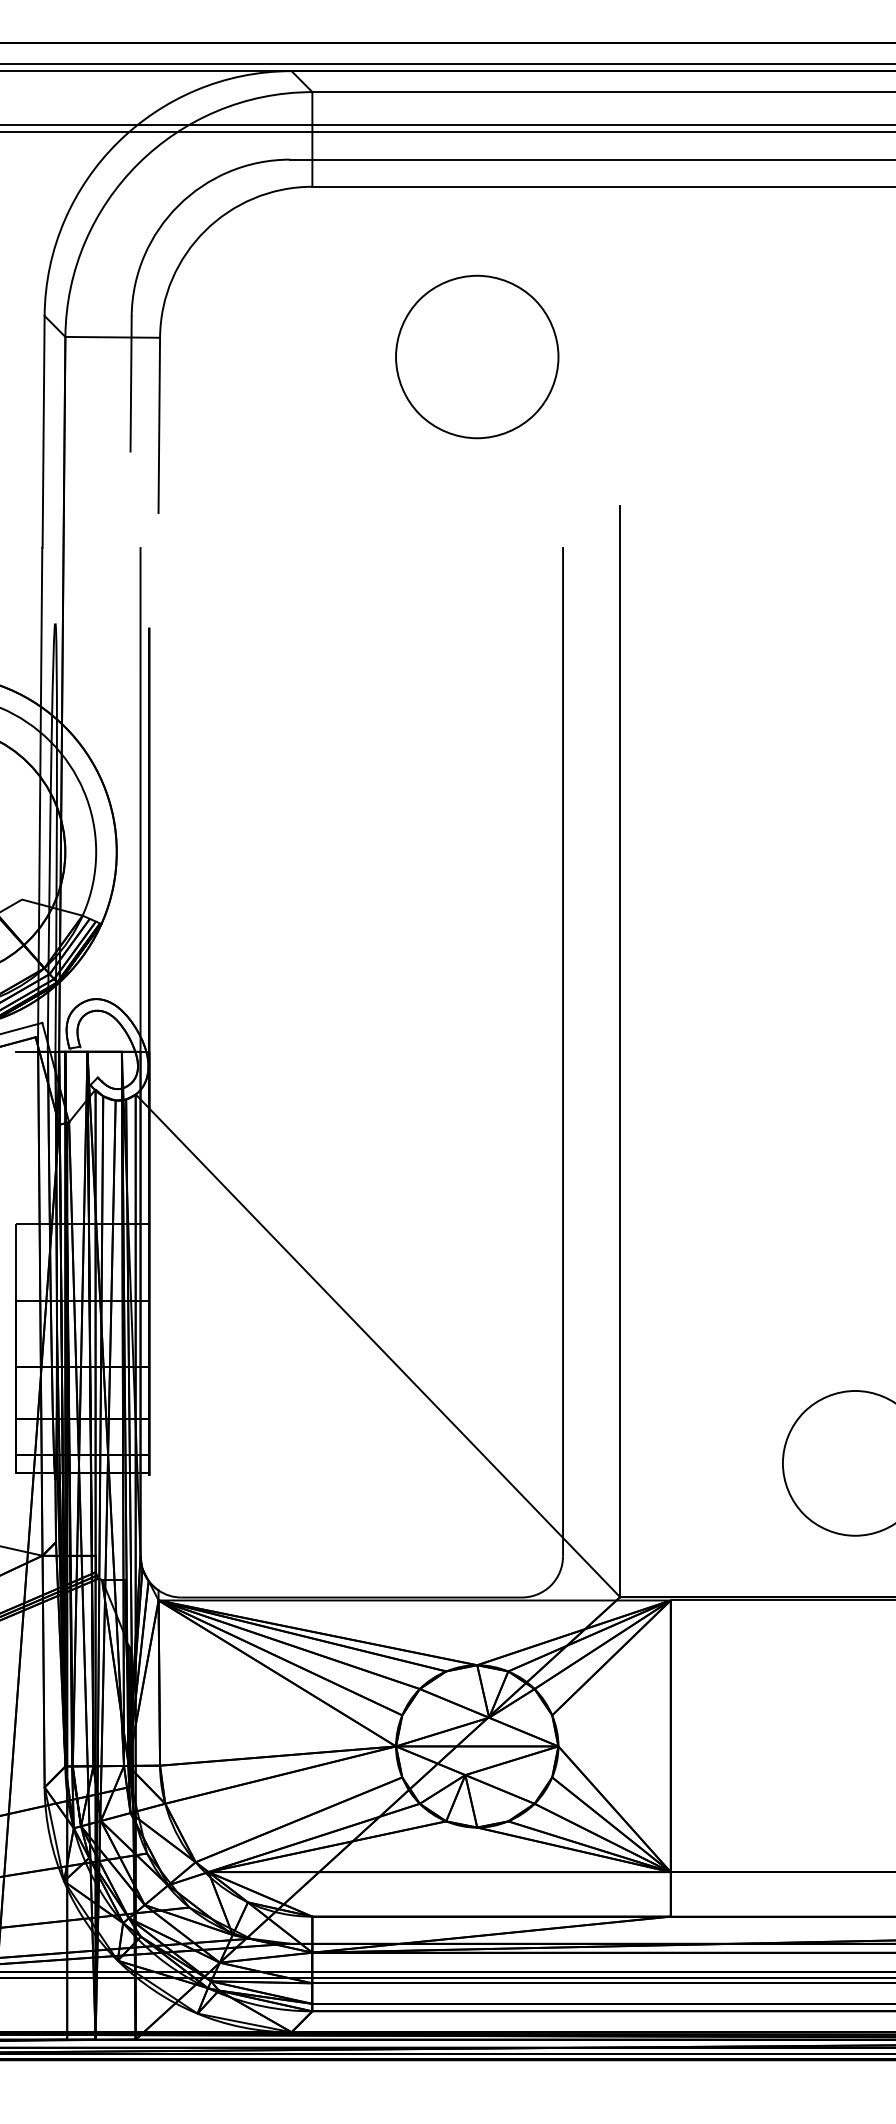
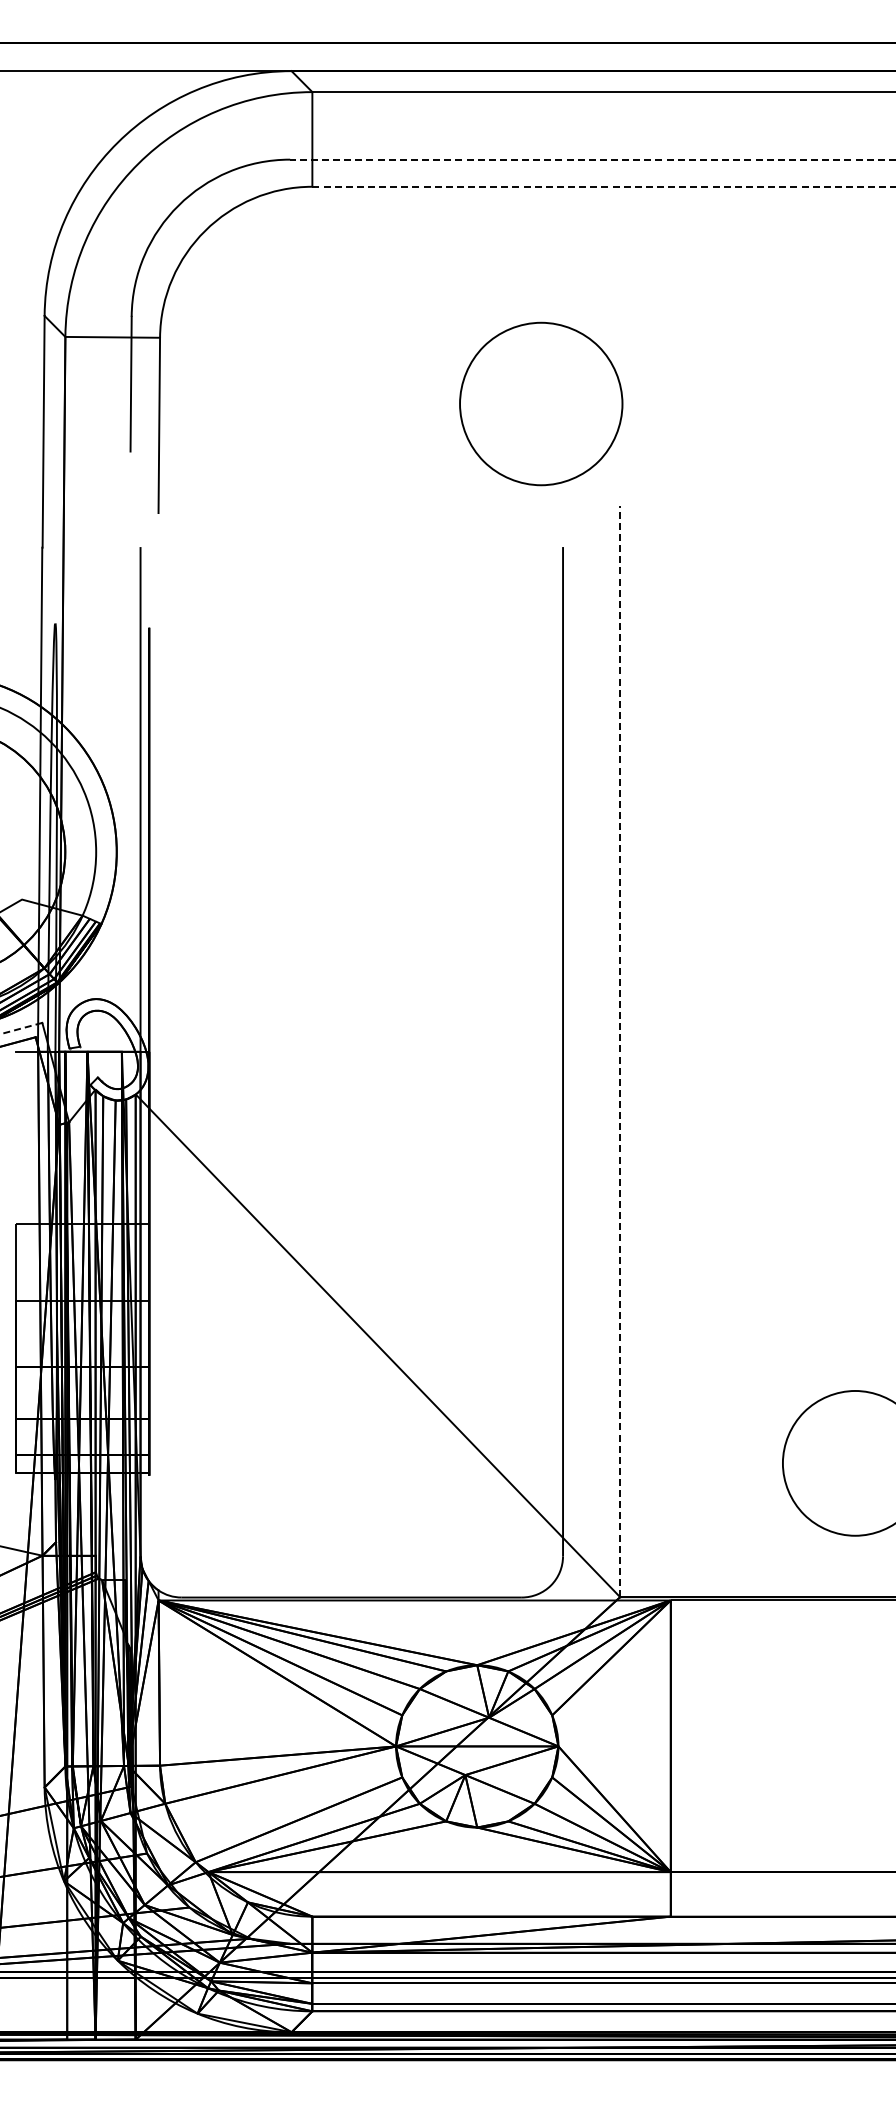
line: present -> none (447, 63)
line: present -> none (447, 125)
line: present -> none (447, 131)
line: solid -> dashed (592, 159)
line: solid -> dashed (604, 186)
part position: (477, 356) -> (541, 403) (541, 403)
line: solid -> dashed (21, 1028)
line: solid -> dashed (620, 1051)
